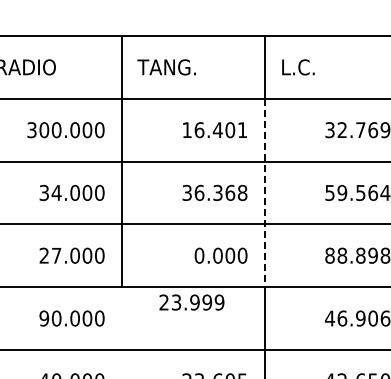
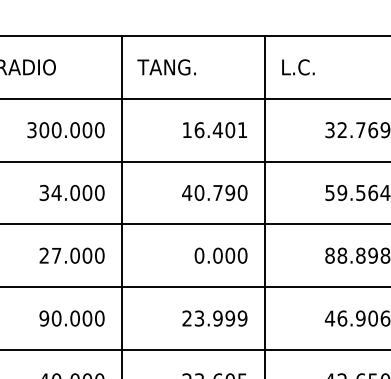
text: 36.368 -> 40.790 (214, 192)
line: dashed -> solid (264, 193)
text position: (191, 302) -> (214, 318) (214, 318)
line: none -> present (121, 331)
